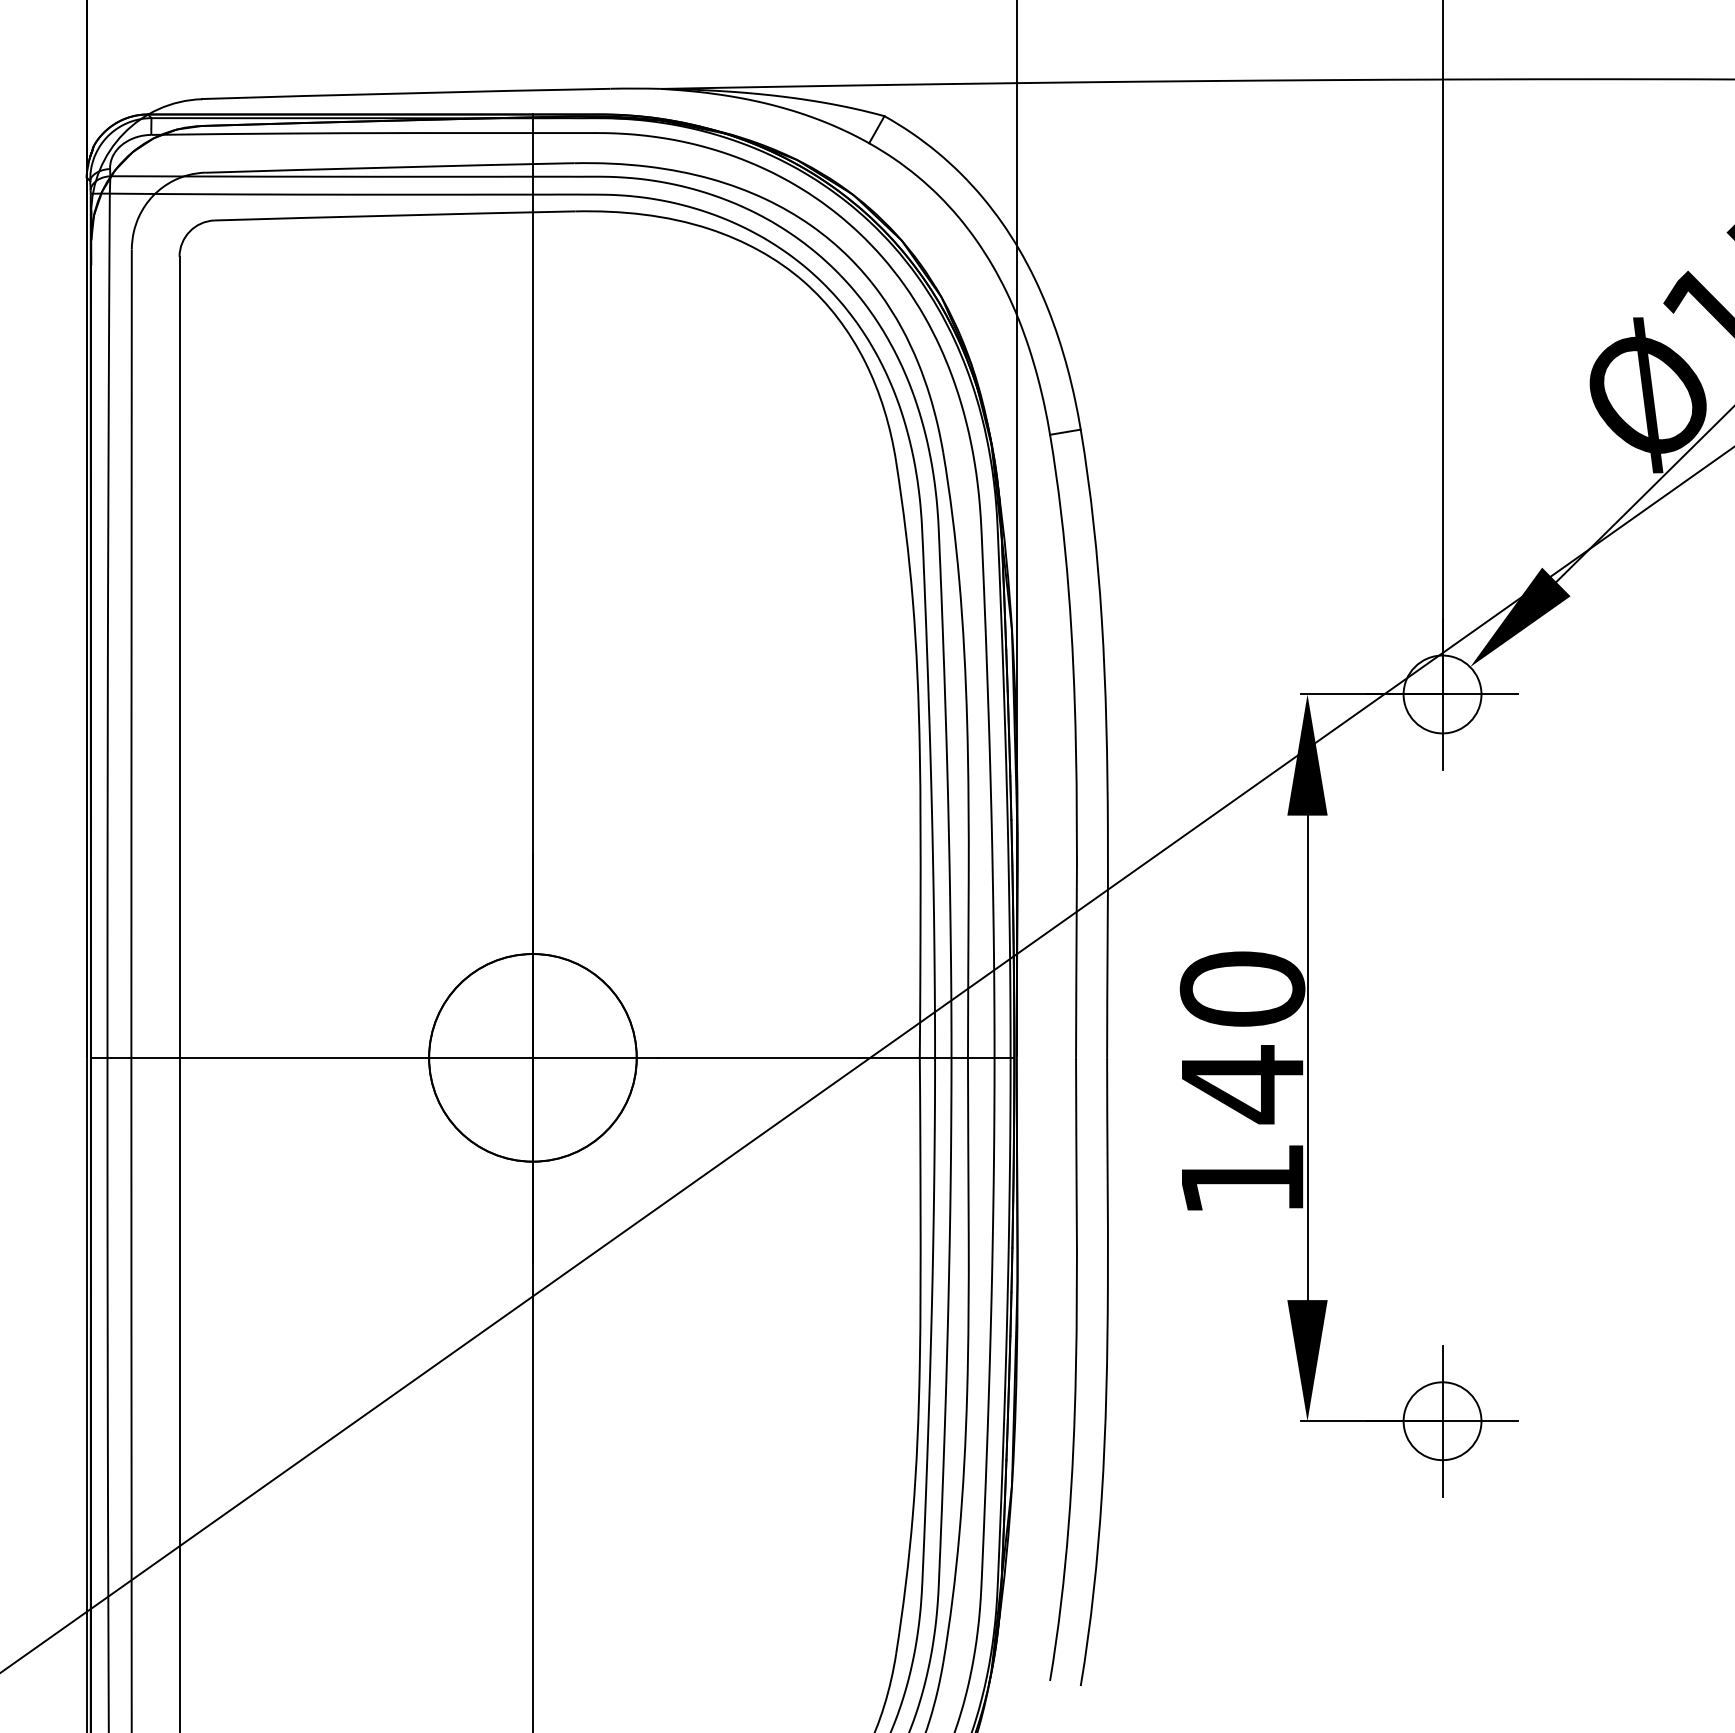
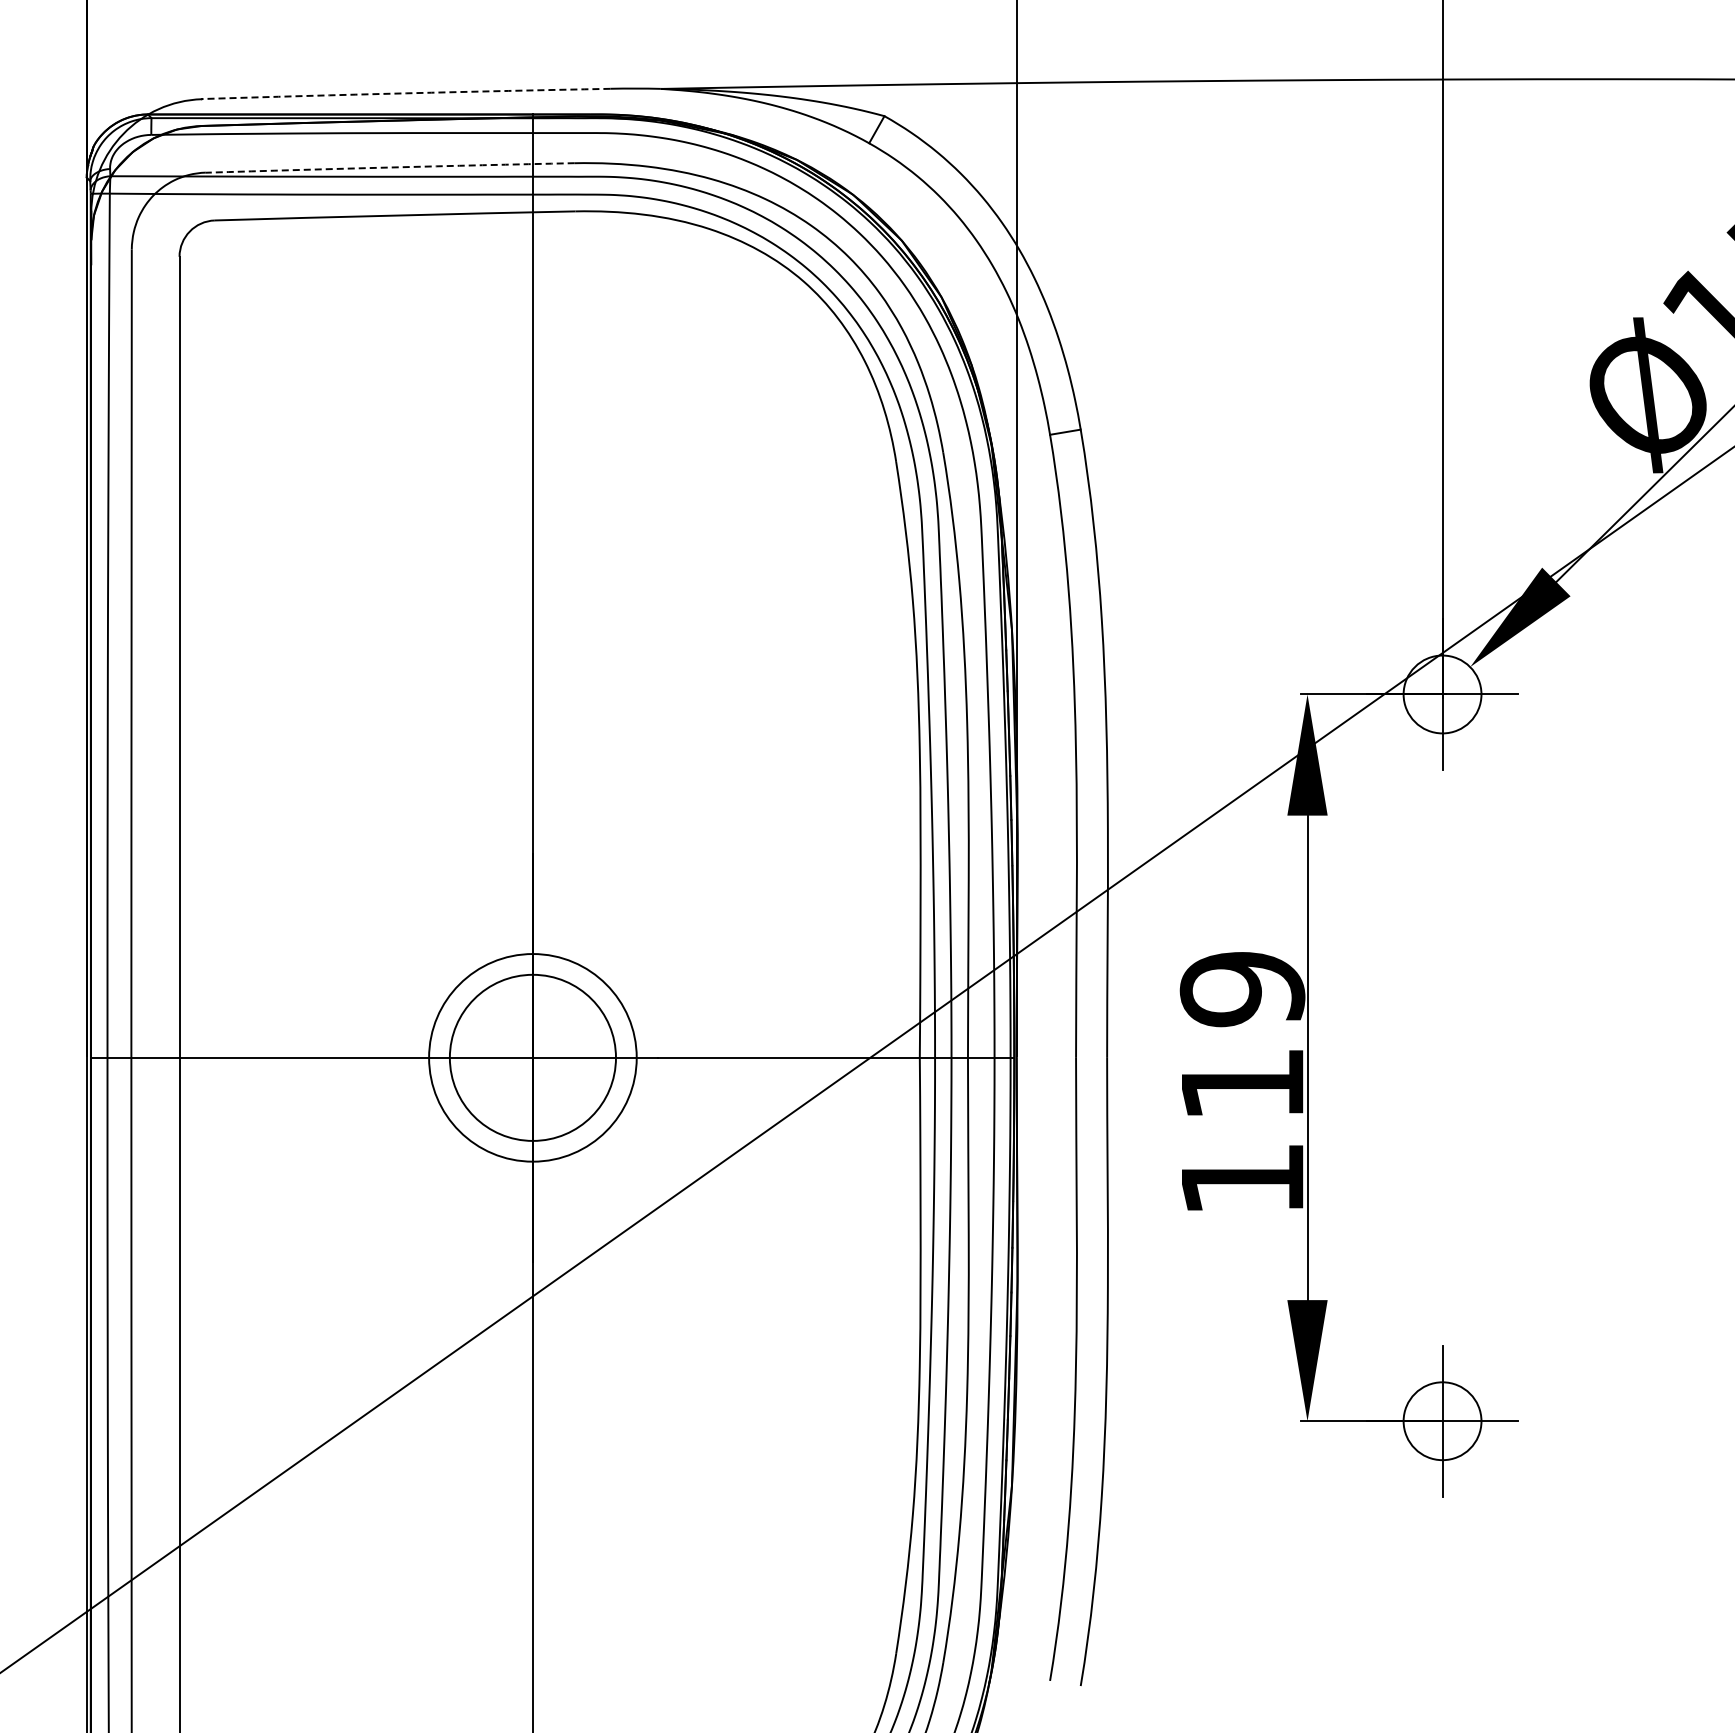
arc: solid -> dashed (406, 93)
arc: solid -> dashed (390, 167)
text: 140 -> 119 (1242, 1037)
circle diameter: 208 px -> 166 px (532, 1057)
